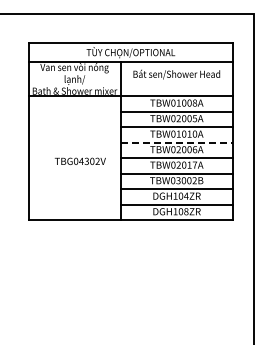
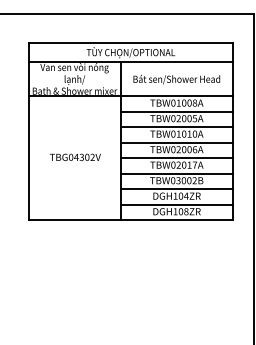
text position: (176, 74) -> (176, 79) (176, 79)
line: dashed -> solid (177, 142)
text position: (79, 160) -> (74, 156) (74, 156)
